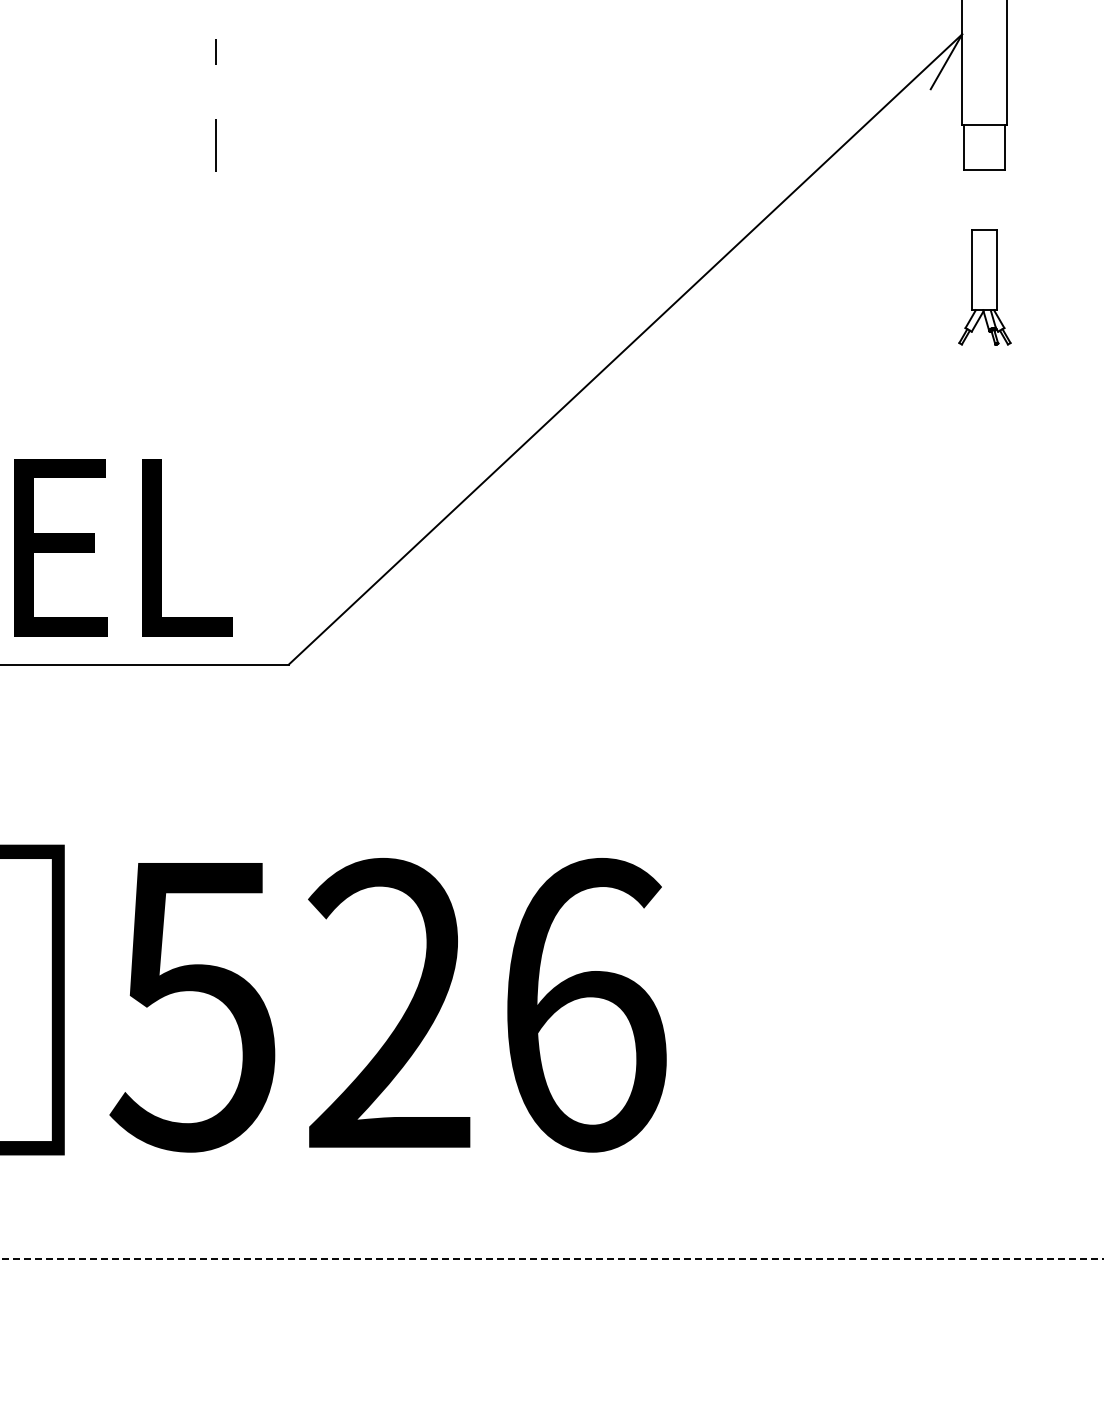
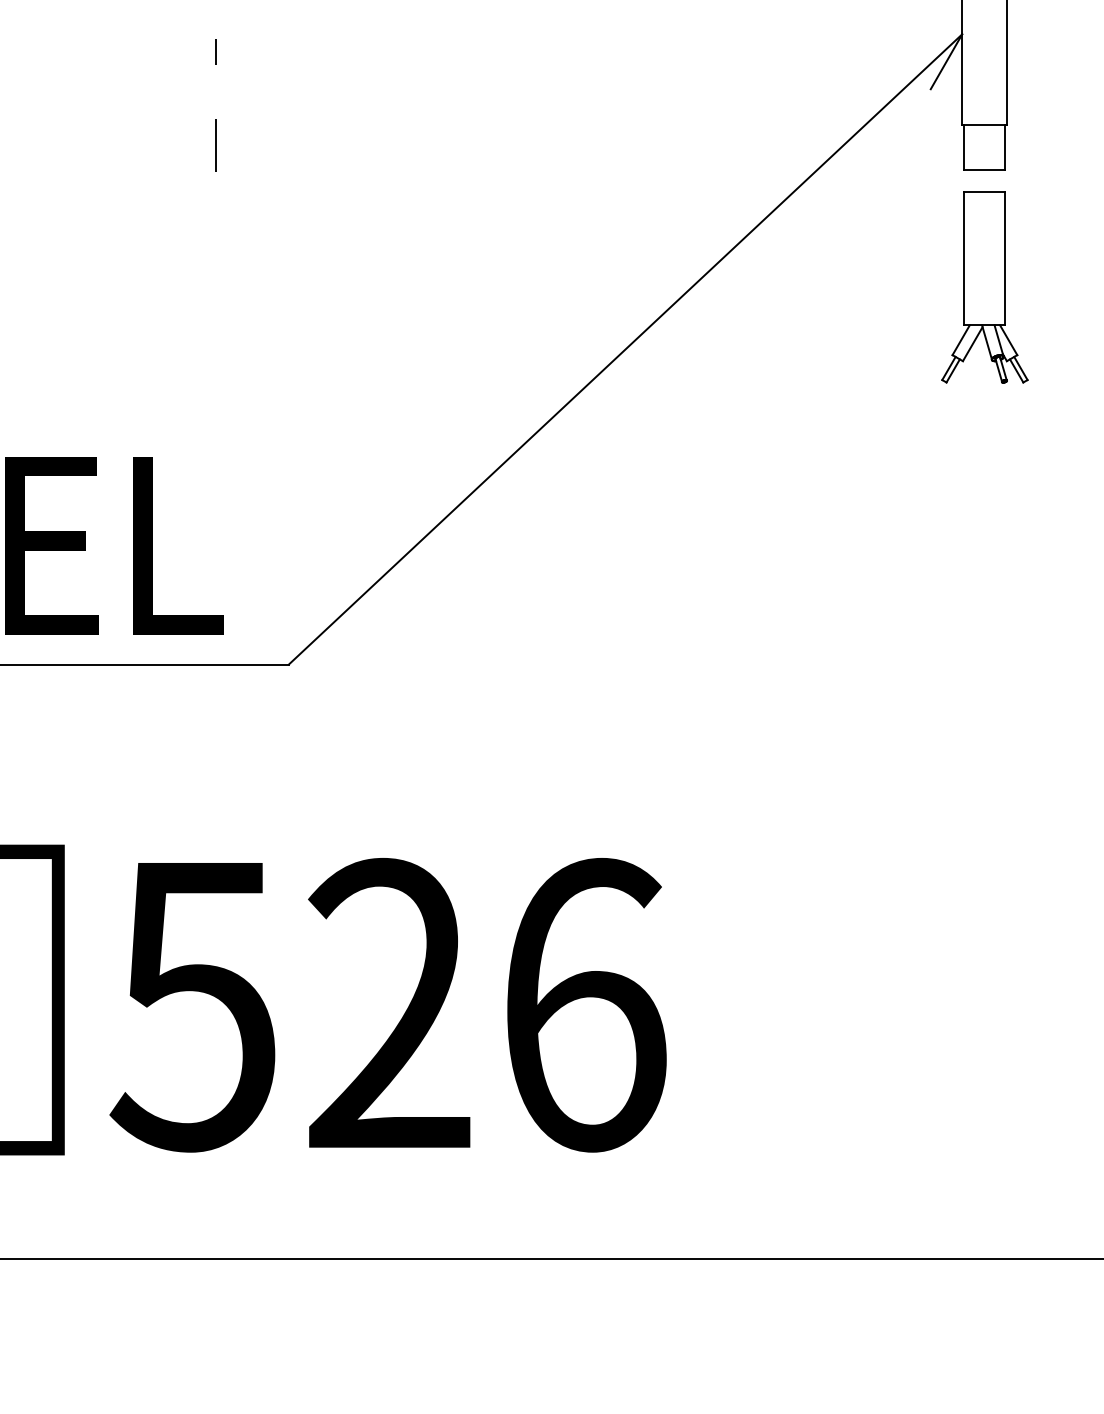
part size: 54x117 px -> 88x193 px (984, 287)
text position: (123, 547) -> (114, 545) (114, 545)
line: dashed -> solid (552, 1258)
